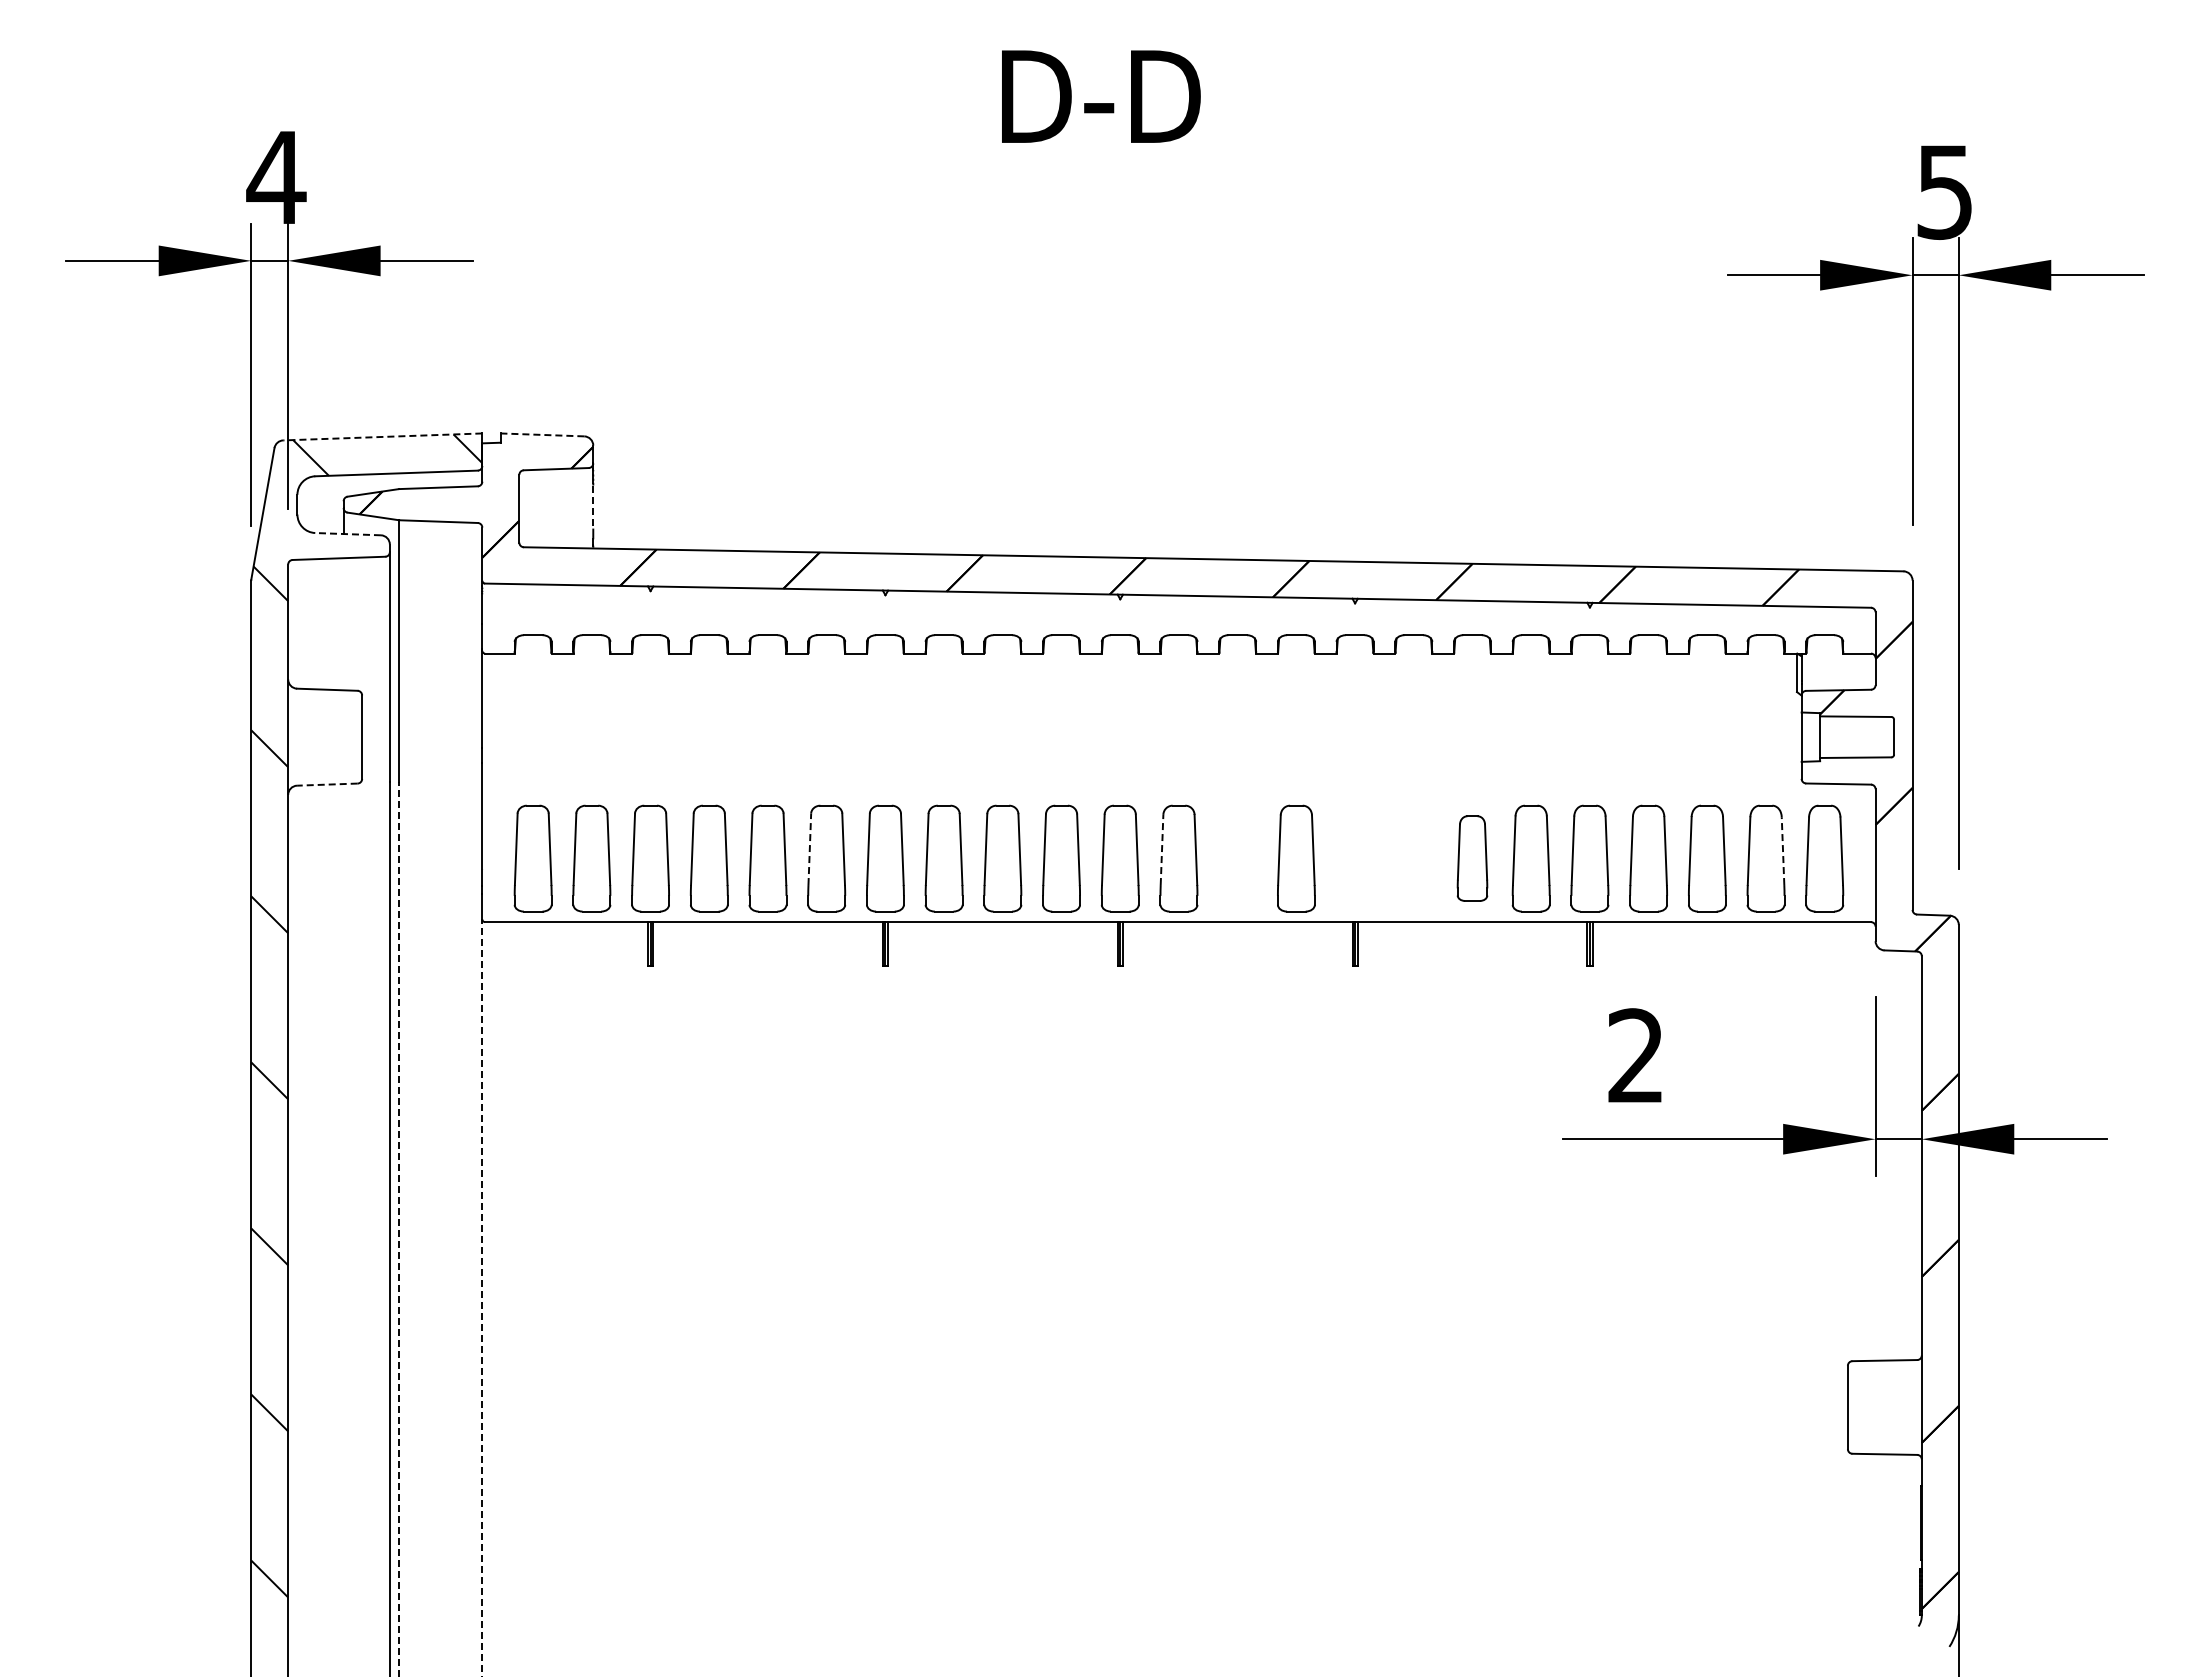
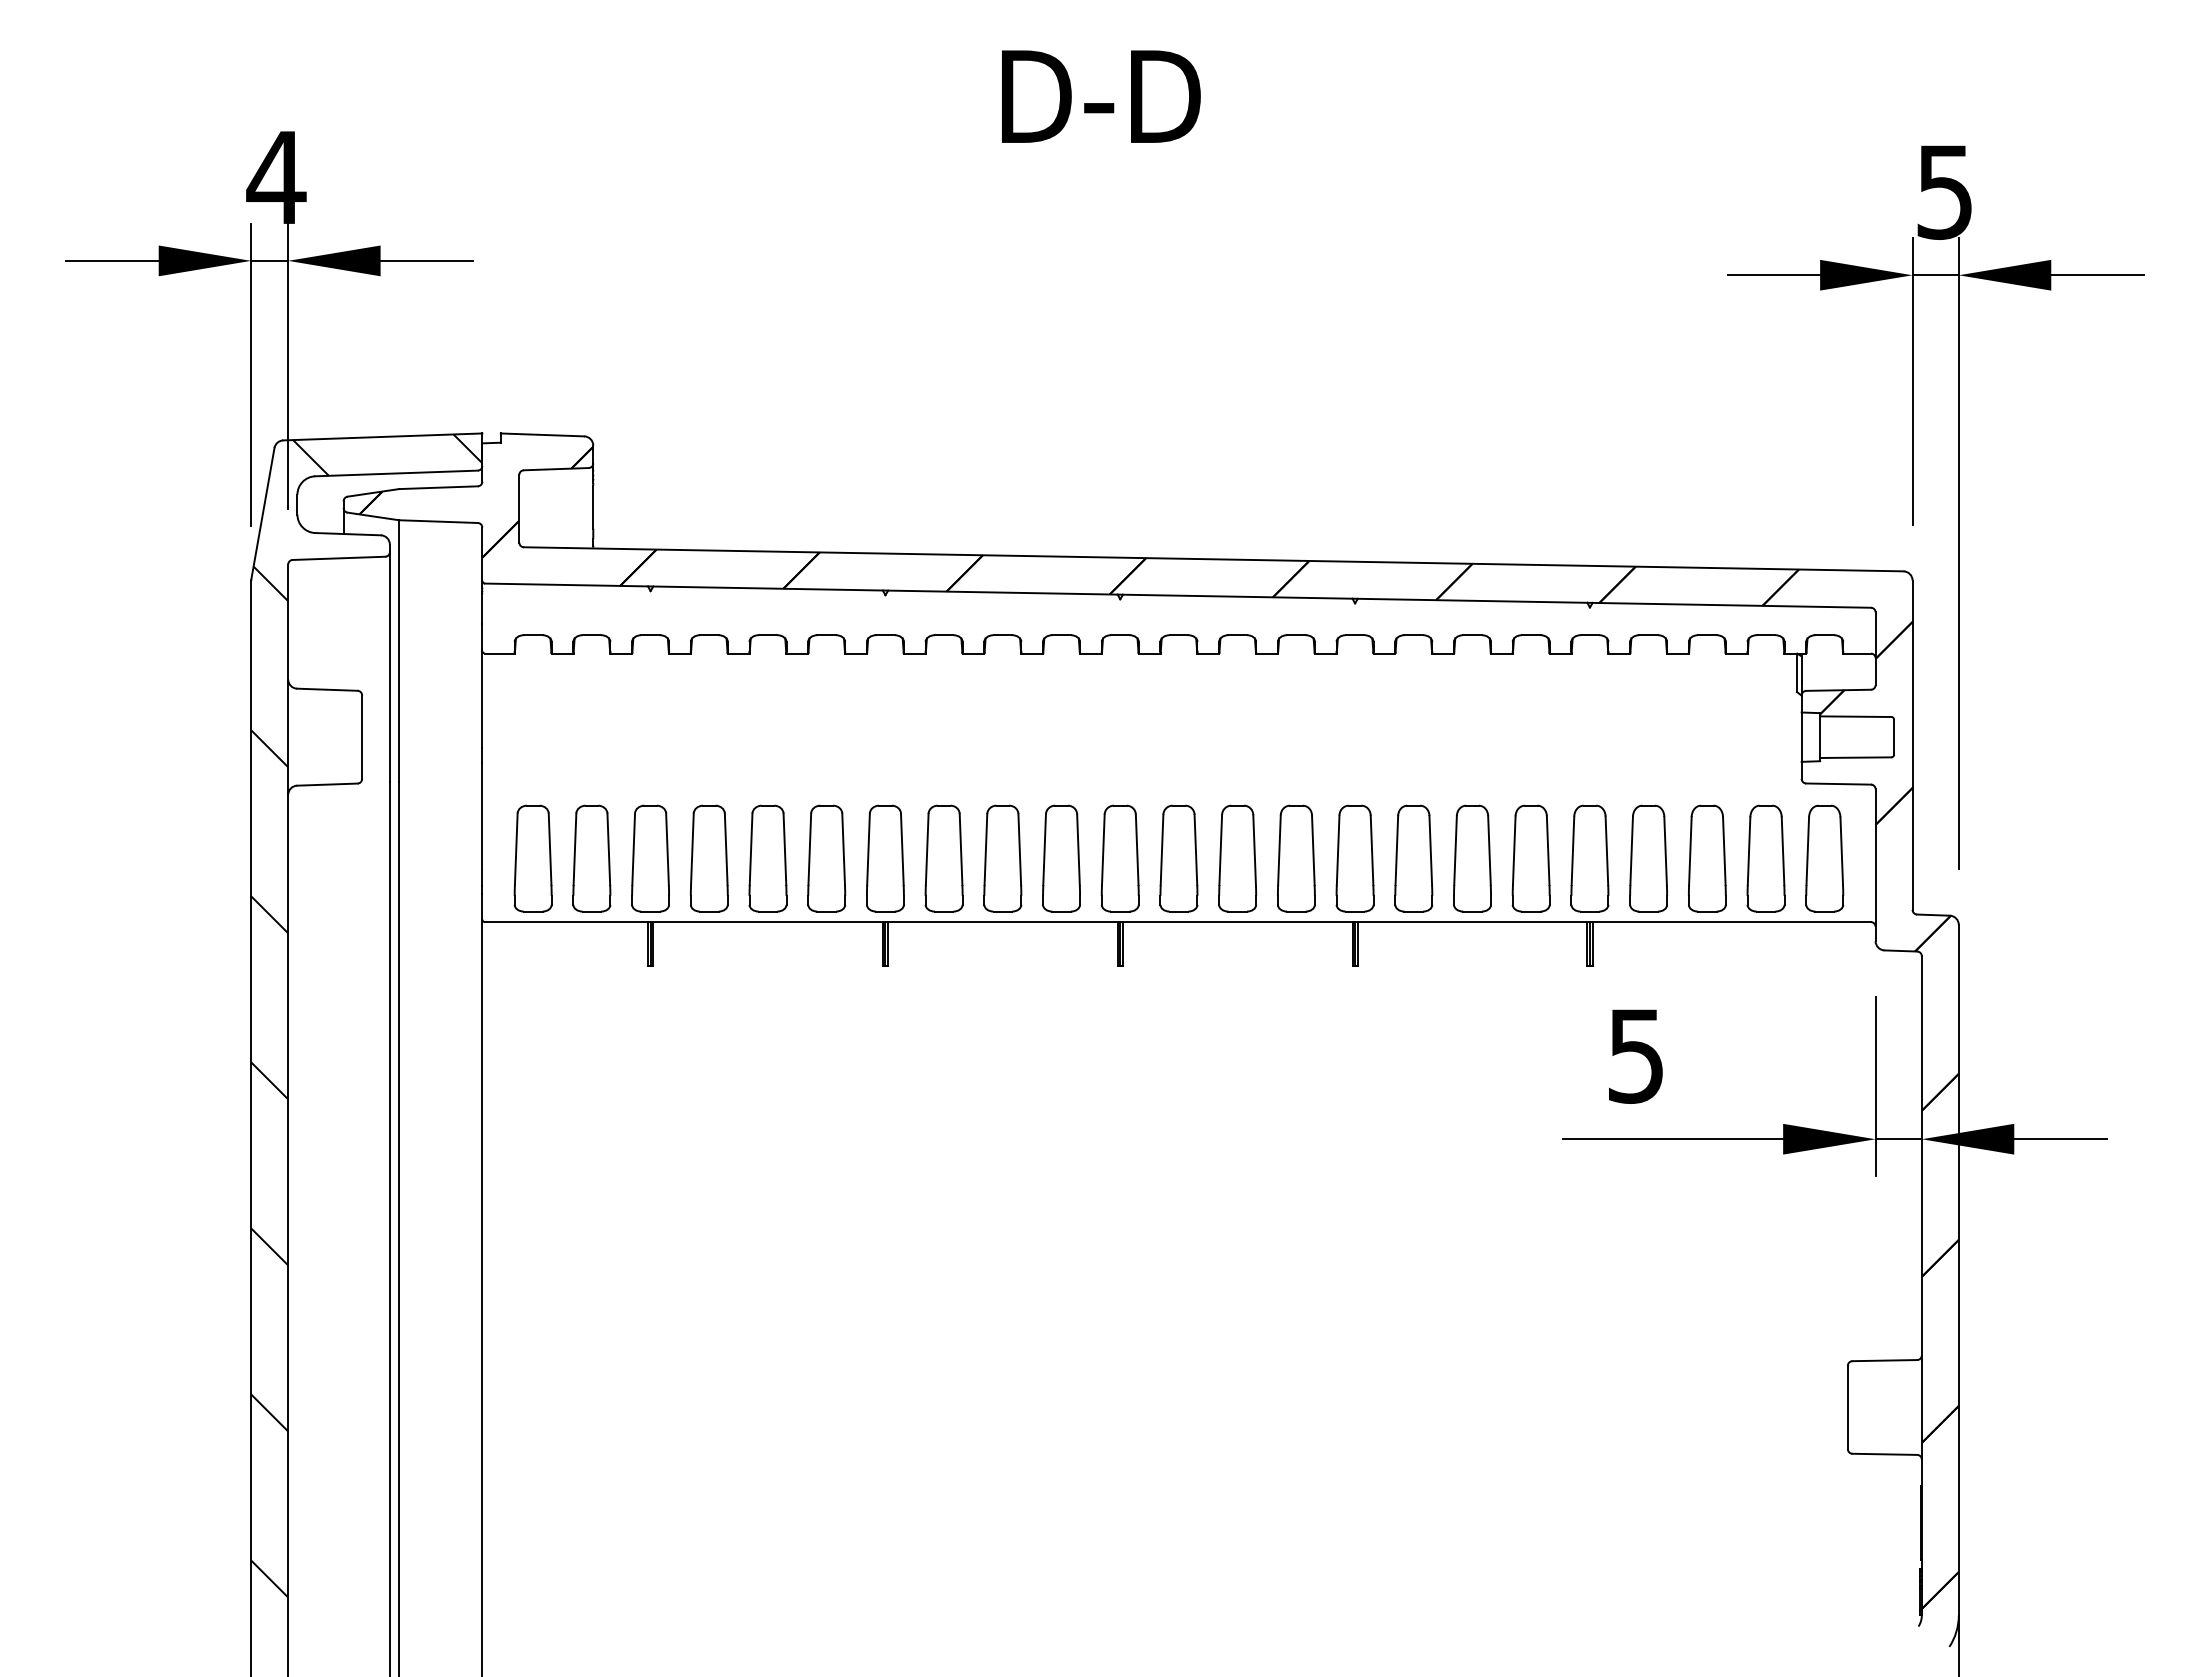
line: dashed -> solid (542, 434)
line: dashed -> solid (382, 436)
line: dashed -> solid (593, 507)
line: dashed -> solid (348, 534)
line: dashed -> solid (326, 784)
line: dashed -> solid (809, 849)
line: dashed -> solid (1162, 849)
line: dashed -> solid (1783, 851)
part: none -> present (1237, 858)
part: none -> present (1354, 858)
part: none -> present (1413, 858)
part size: 33x87 px -> 39x109 px (1472, 858)
text: 2 -> 5 (1635, 1055)
line: dashed -> solid (399, 1228)
line: dashed -> solid (482, 1298)
